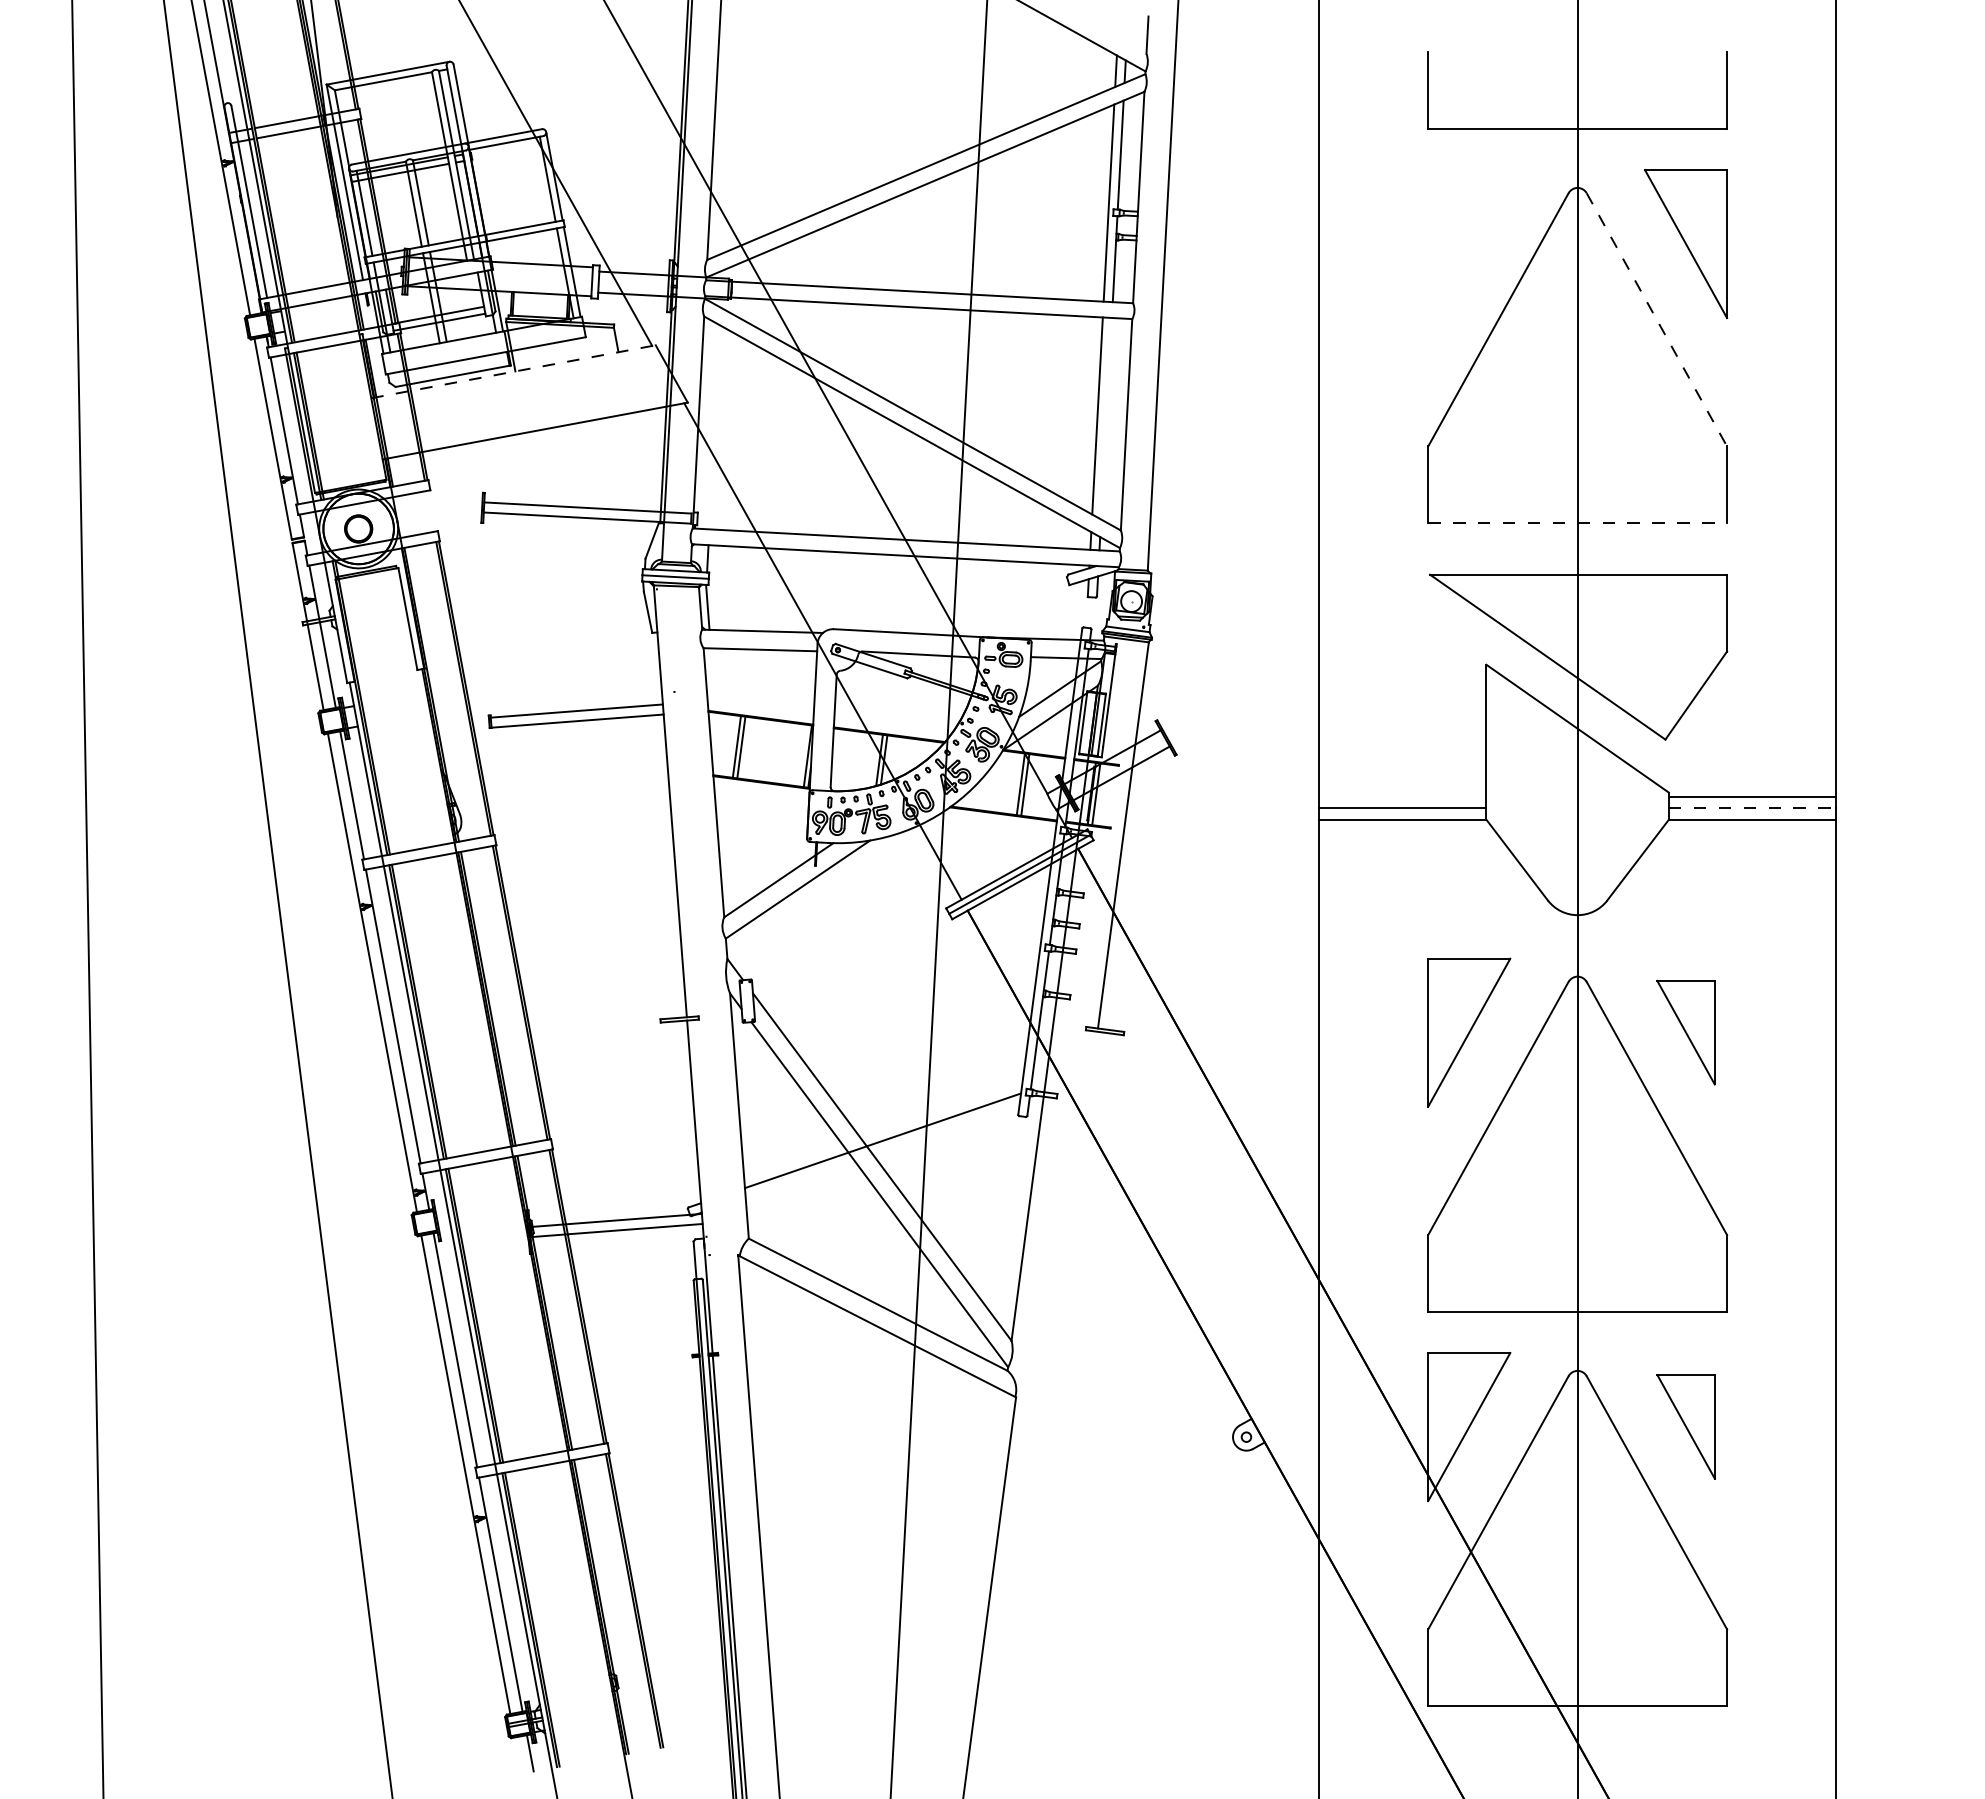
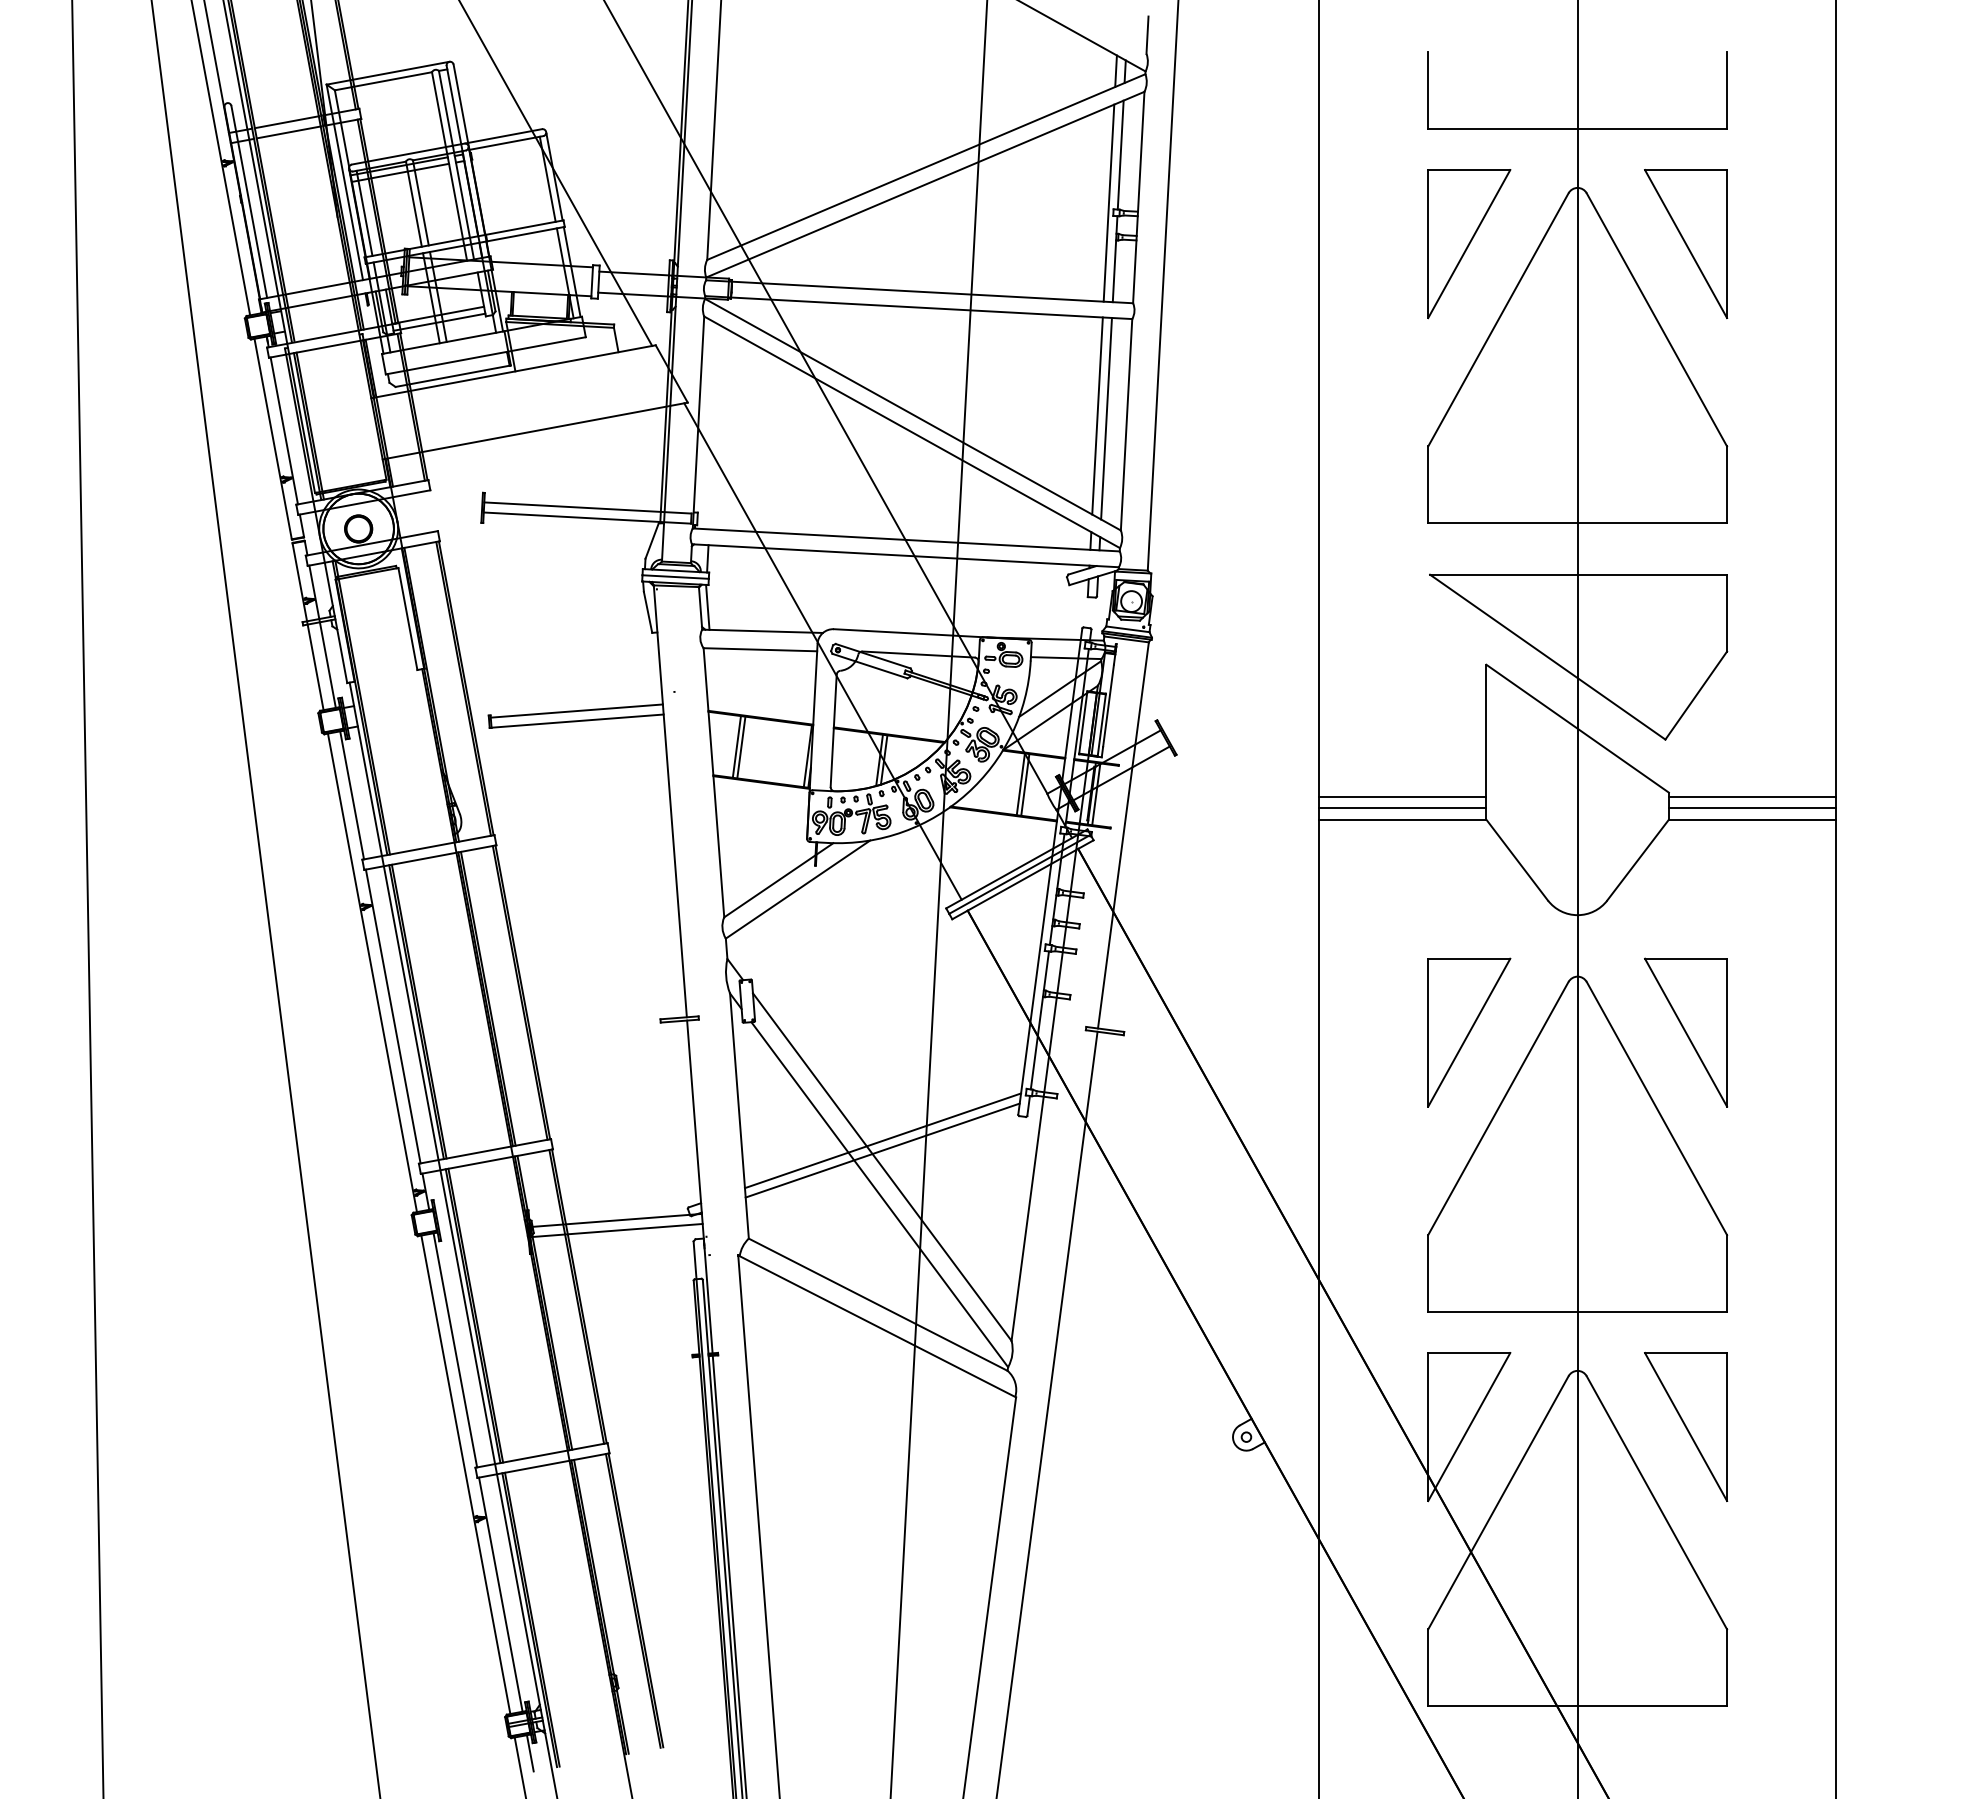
part: none -> present (1469, 244)
line: dashed -> solid (1656, 319)
line: dashed -> solid (513, 371)
line: none -> present (1106, 418)
line: dashed -> solid (1578, 522)
line: none -> present (1402, 796)
line: dashed -> solid (1752, 808)
line position: (278, 898) -> (265, 898) (265, 898)
part size: 60x107 px -> 84x151 px (1685, 1032)
line: none -> present (882, 1150)
line: none -> present (1046, 1413)
part size: 60x106 px -> 85x150 px (1686, 1426)
line: none -> present (519, 1766)
